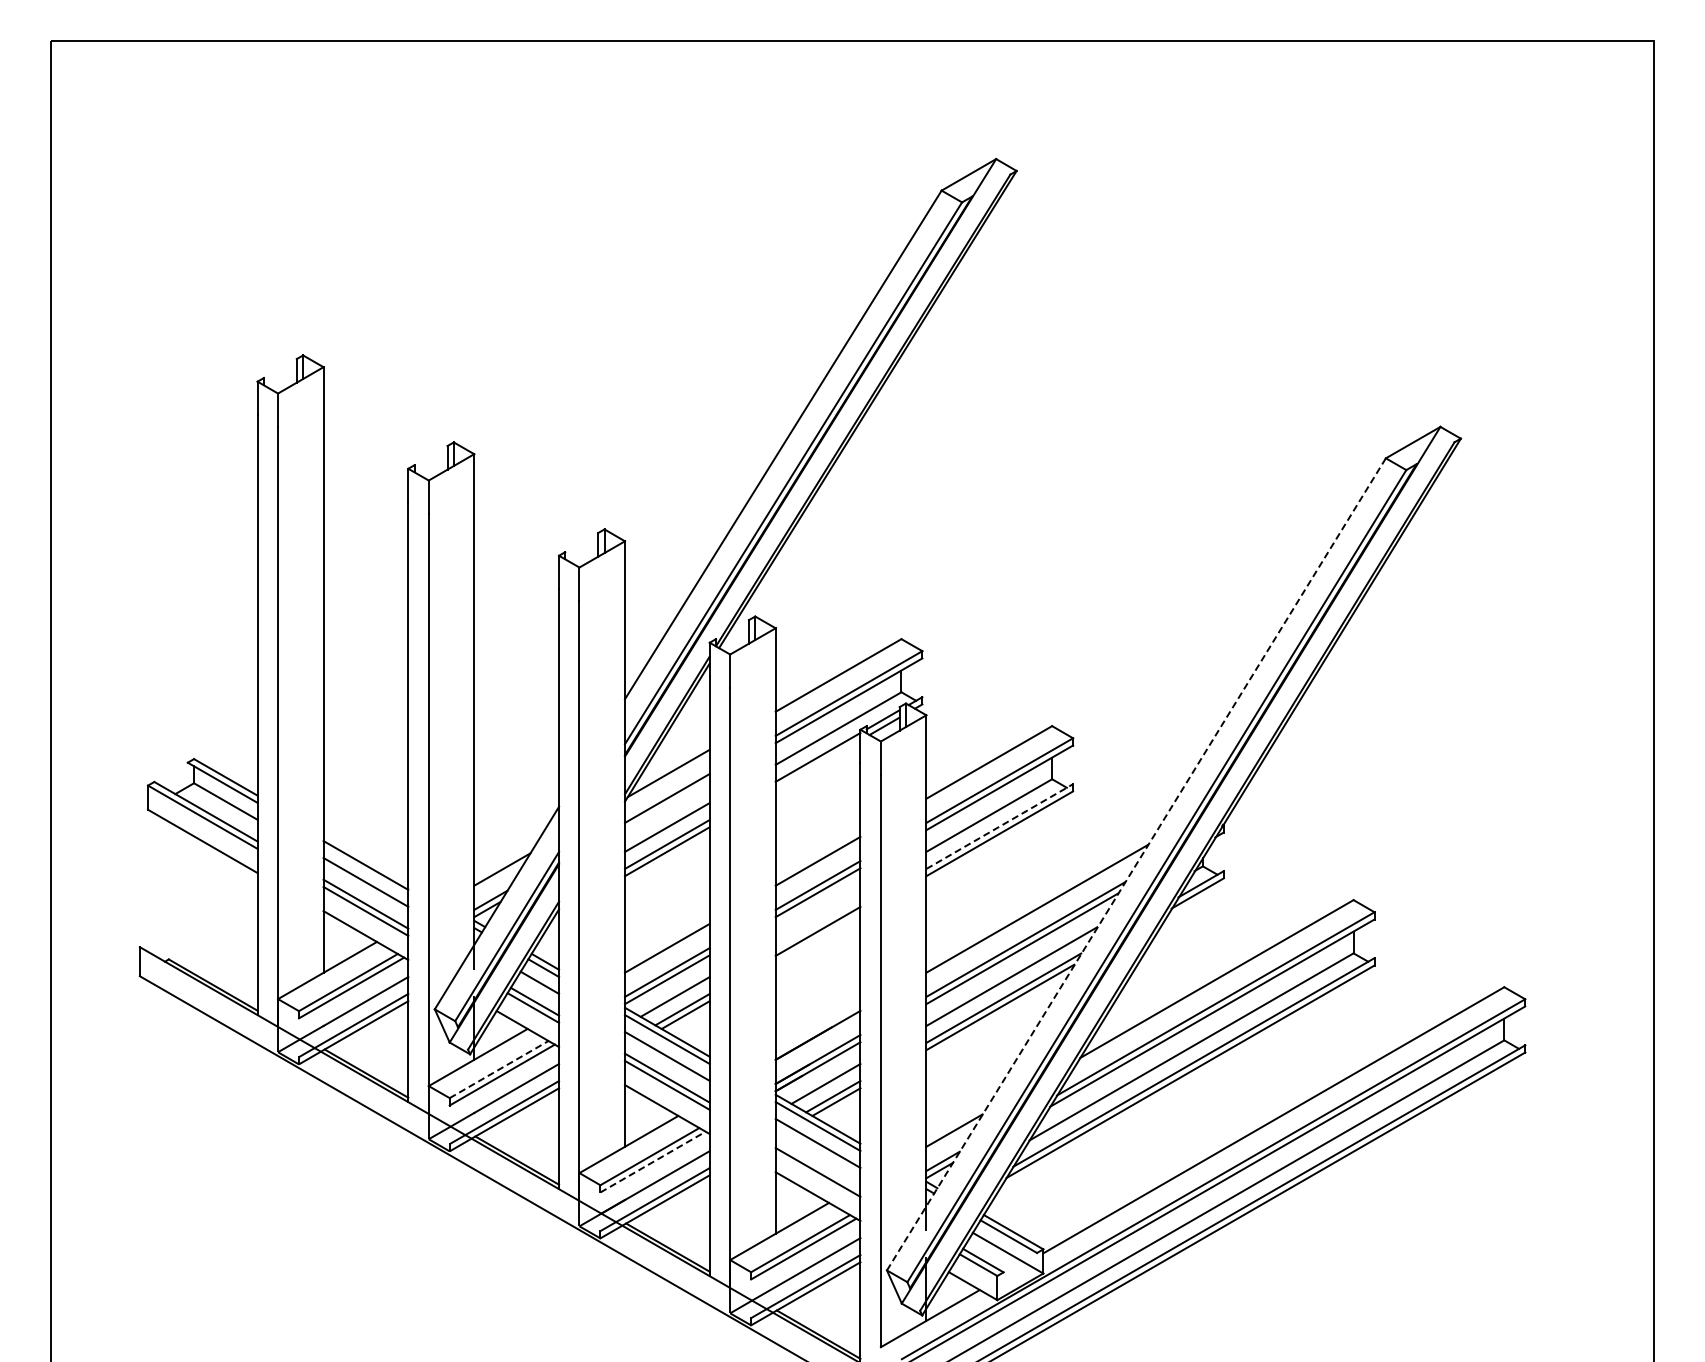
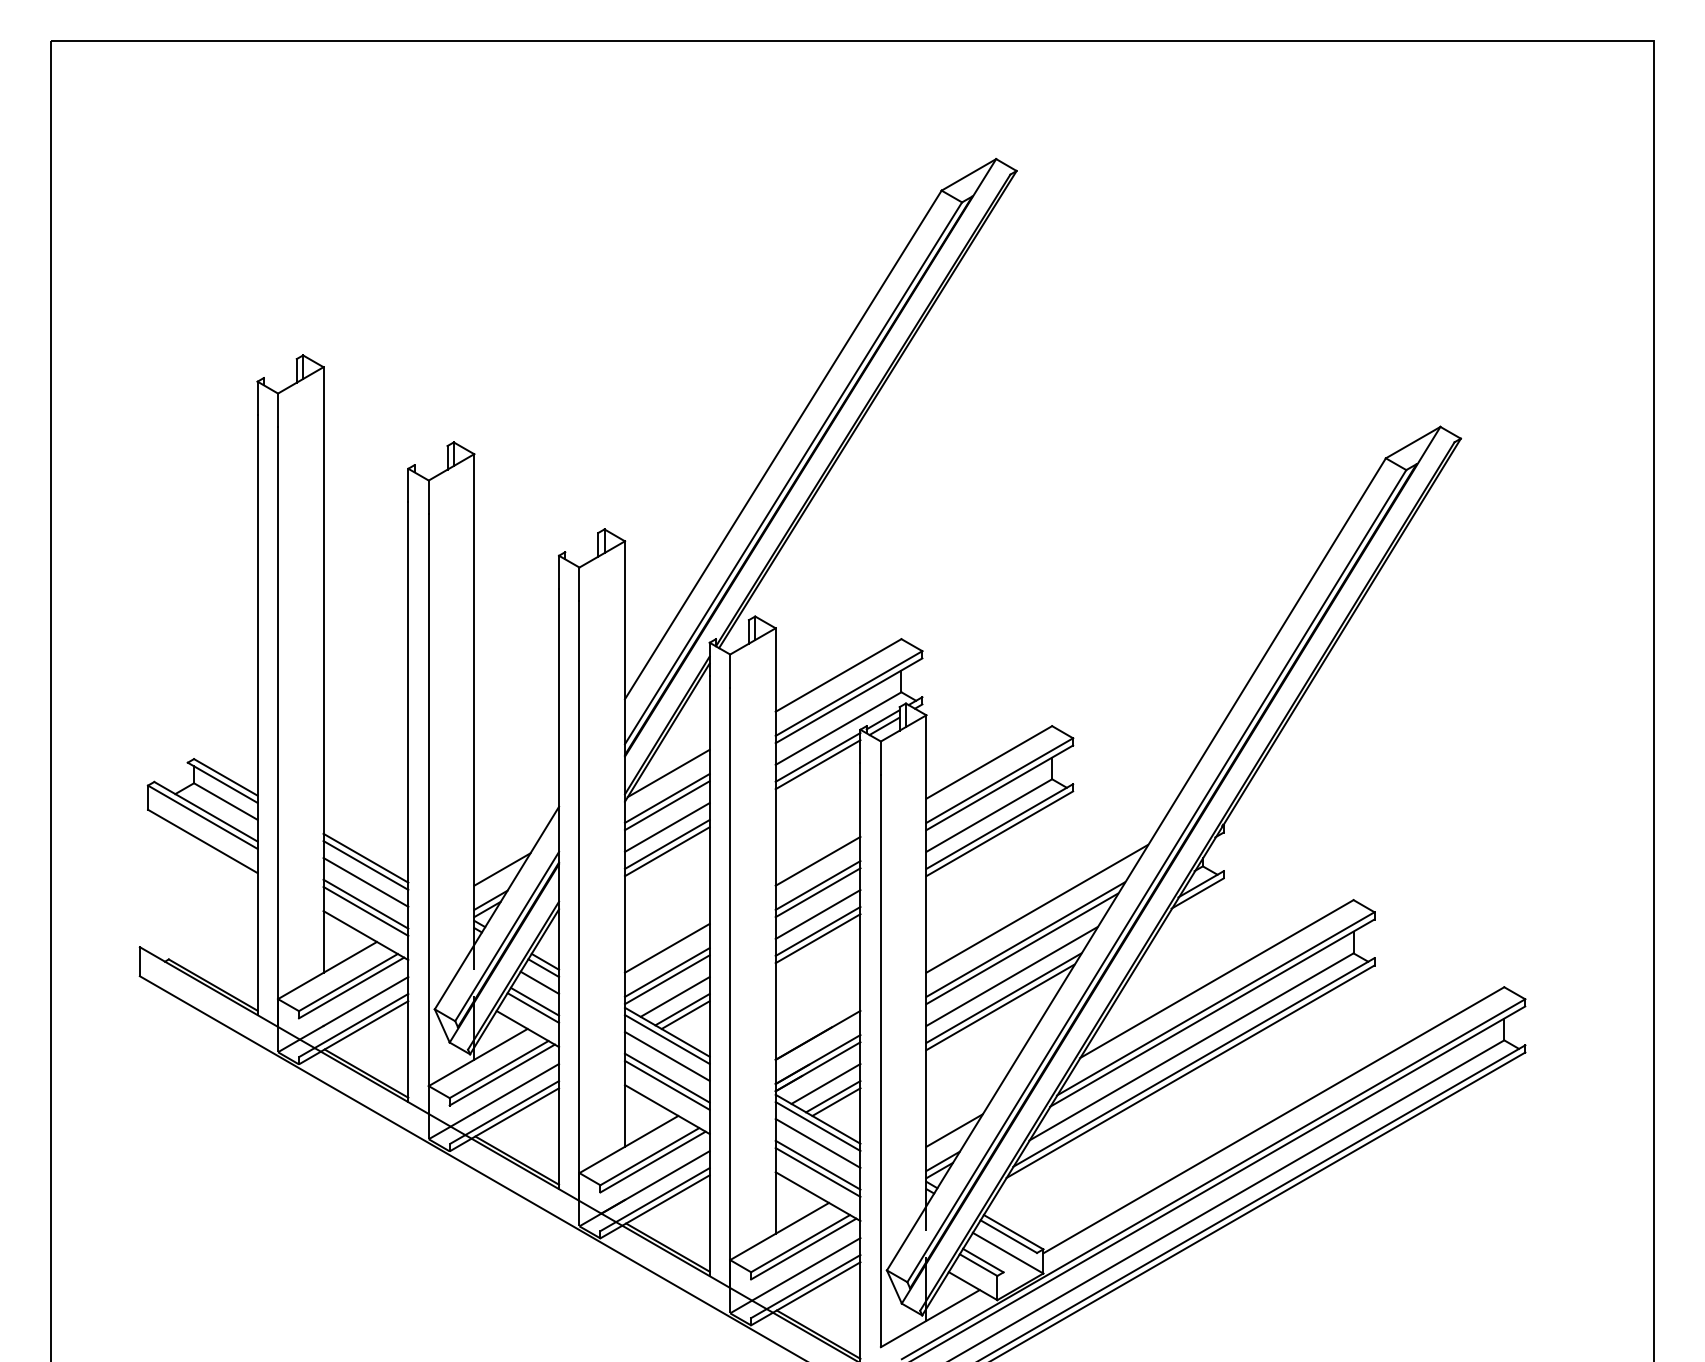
line: none -> present (817, 764)
line: none -> present (666, 805)
line: dashed -> solid (999, 826)
line: none -> present (365, 857)
line: dashed -> solid (1136, 864)
line: none -> present (817, 914)
line: none -> present (817, 938)
line: dashed -> solid (499, 1069)
line: dashed -> solid (653, 1162)
line: none -> present (817, 1164)
